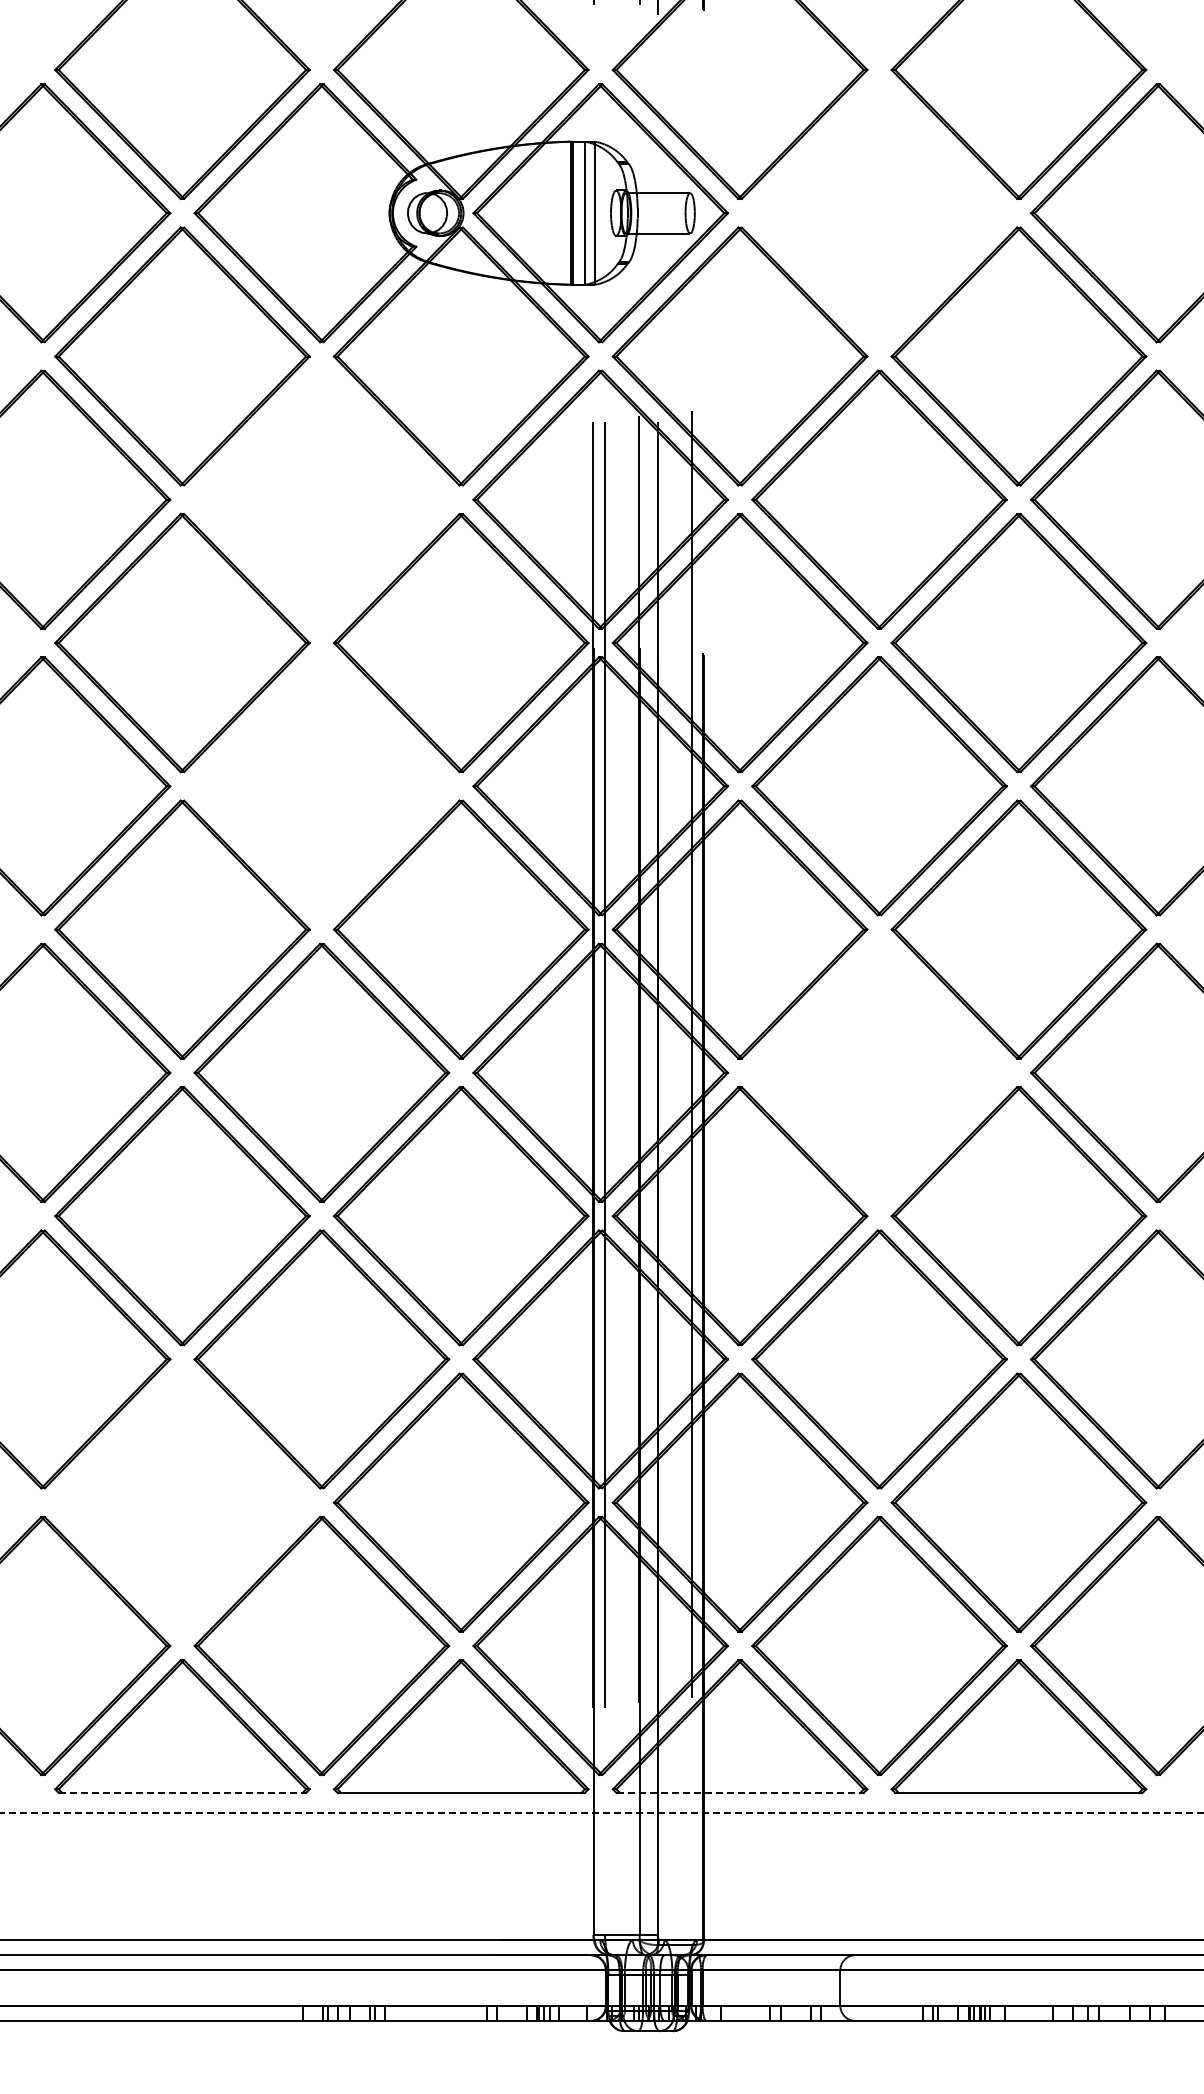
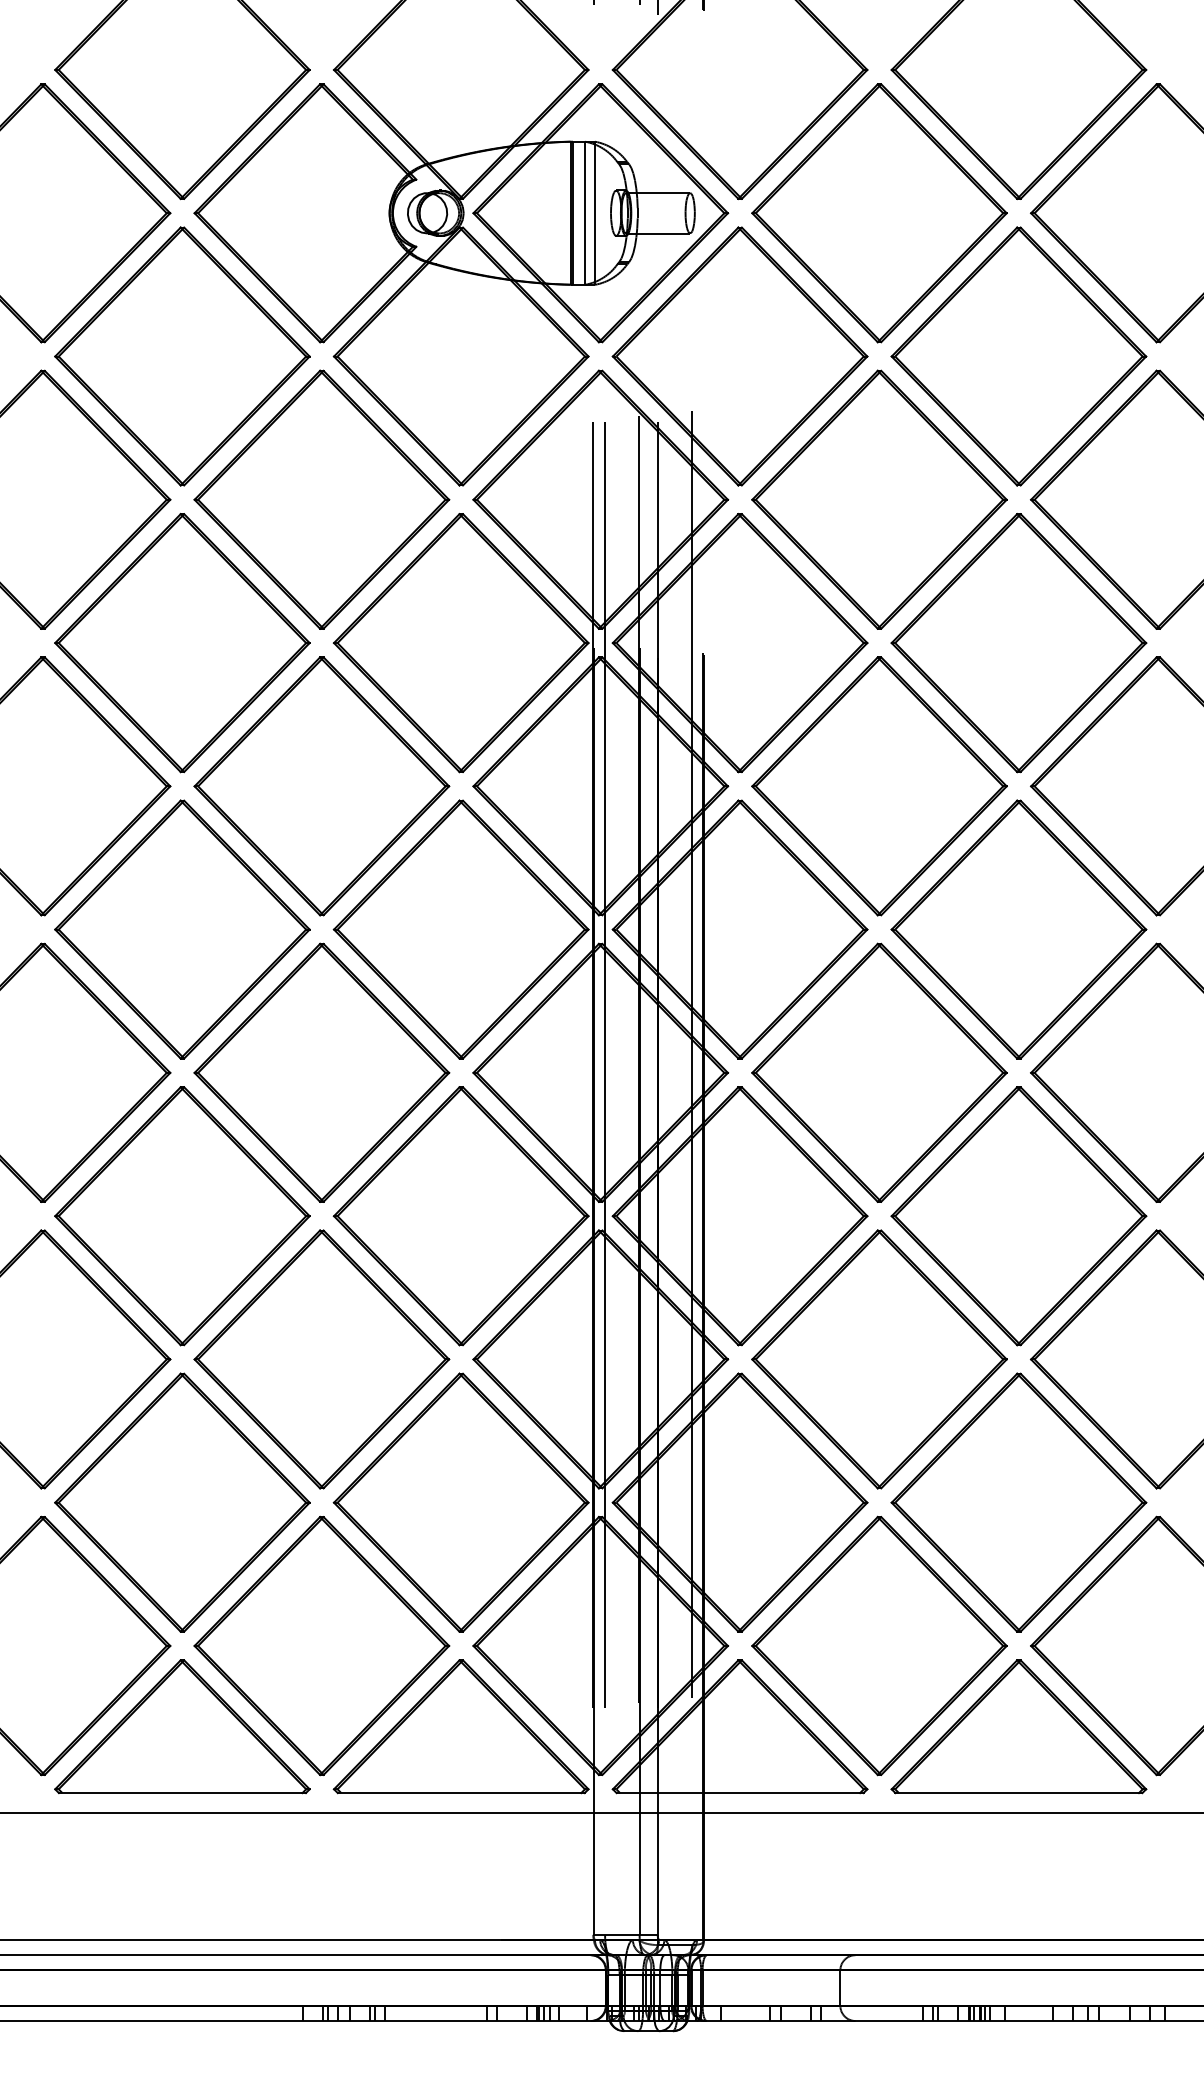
part: none -> present (879, 213)
part: none -> present (321, 499)
part: none -> present (321, 786)
part: none -> present (879, 1072)
part: none -> present (182, 1502)
line: dashed -> solid (180, 1793)
line: dashed -> solid (738, 1793)
line: dashed -> solid (602, 1813)
